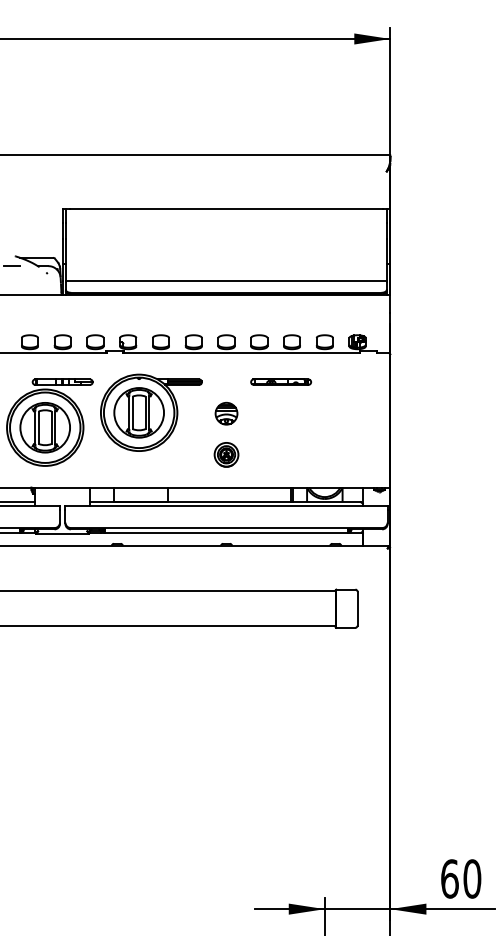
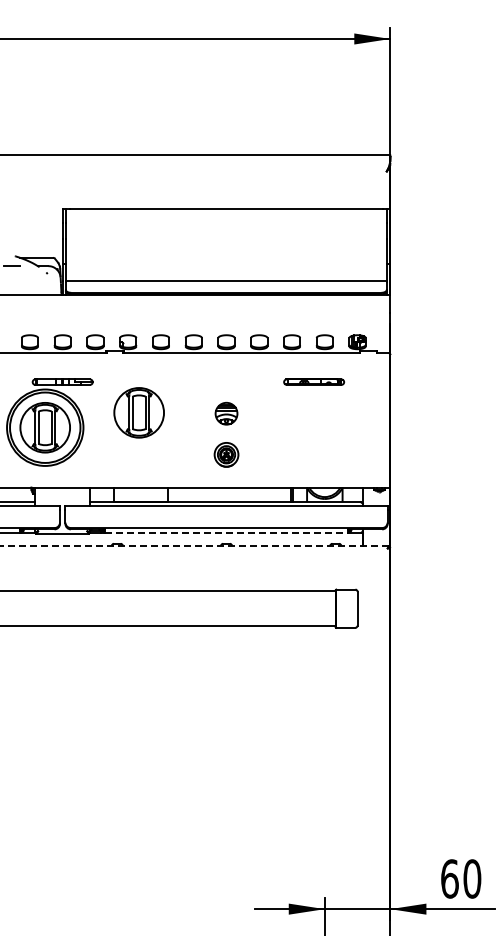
part position: (281, 381) -> (314, 381) (314, 381)
part: present -> none (151, 412)
line: solid -> dashed (226, 532)
line: solid -> dashed (194, 545)
